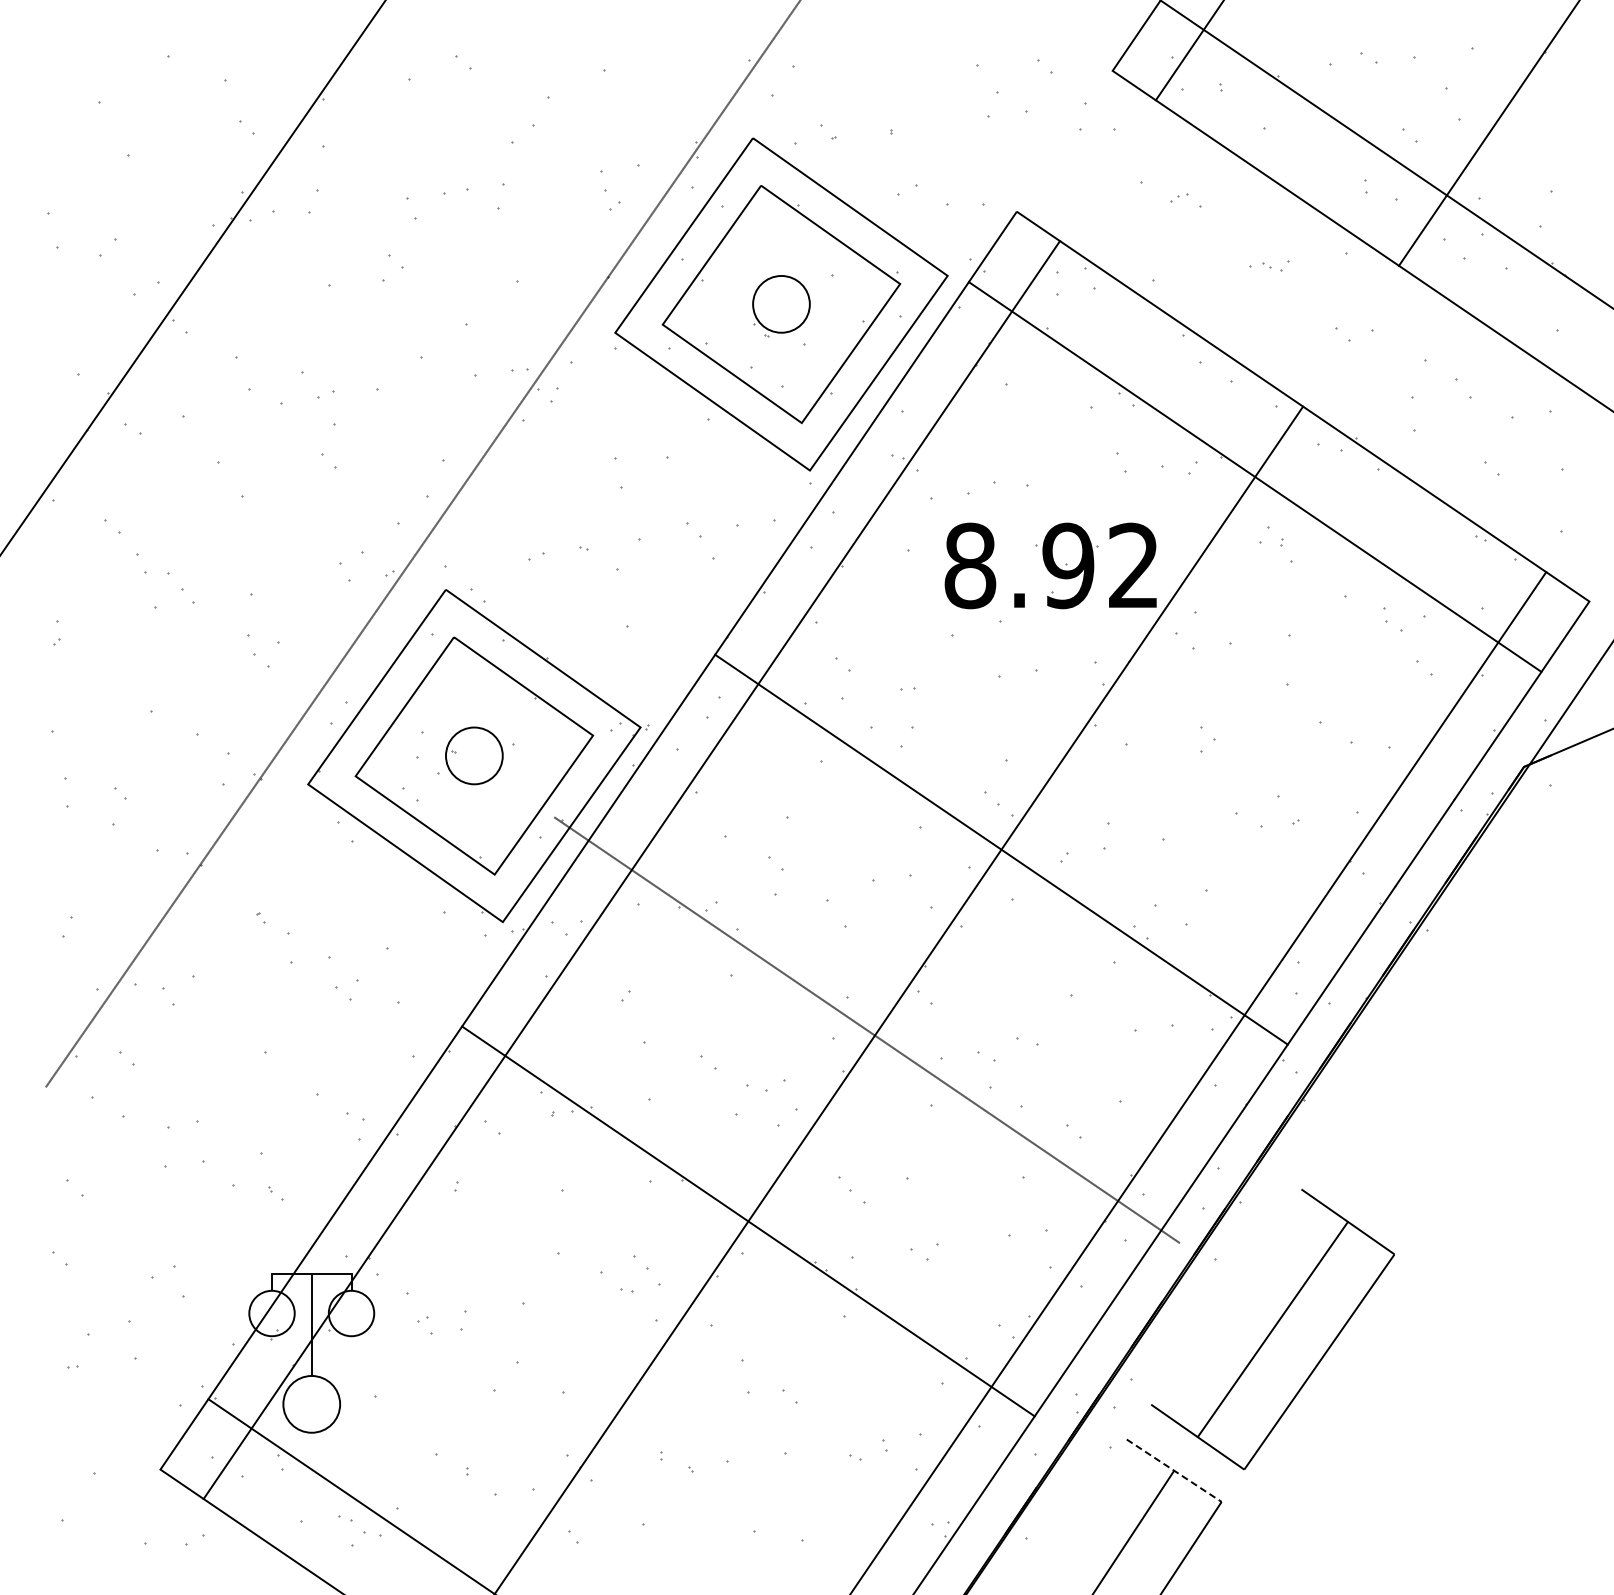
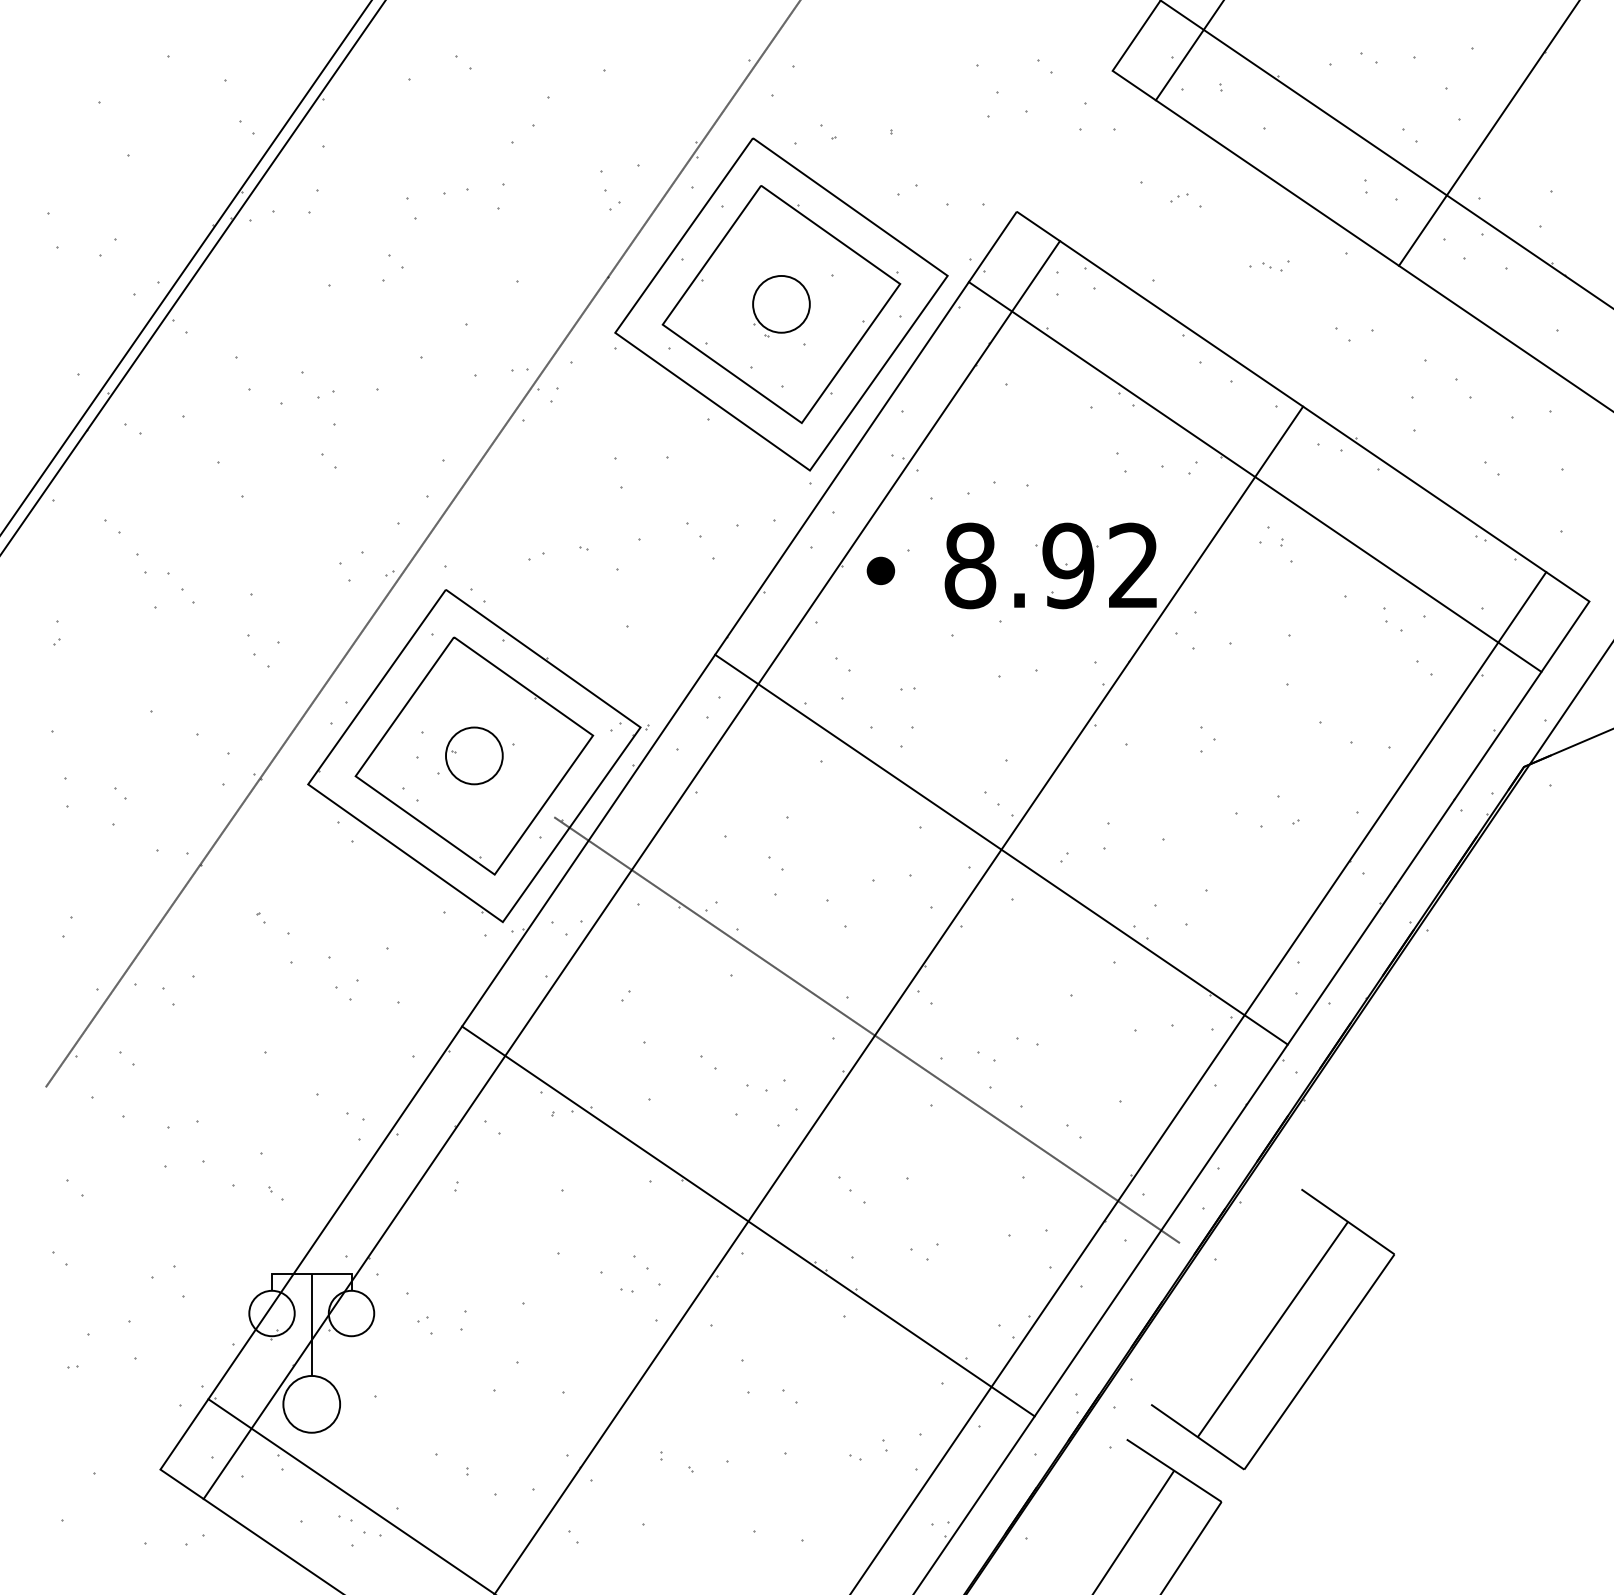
line: none -> present (186, 267)
part: none -> present (880, 570)
line: dashed -> solid (1174, 1470)
